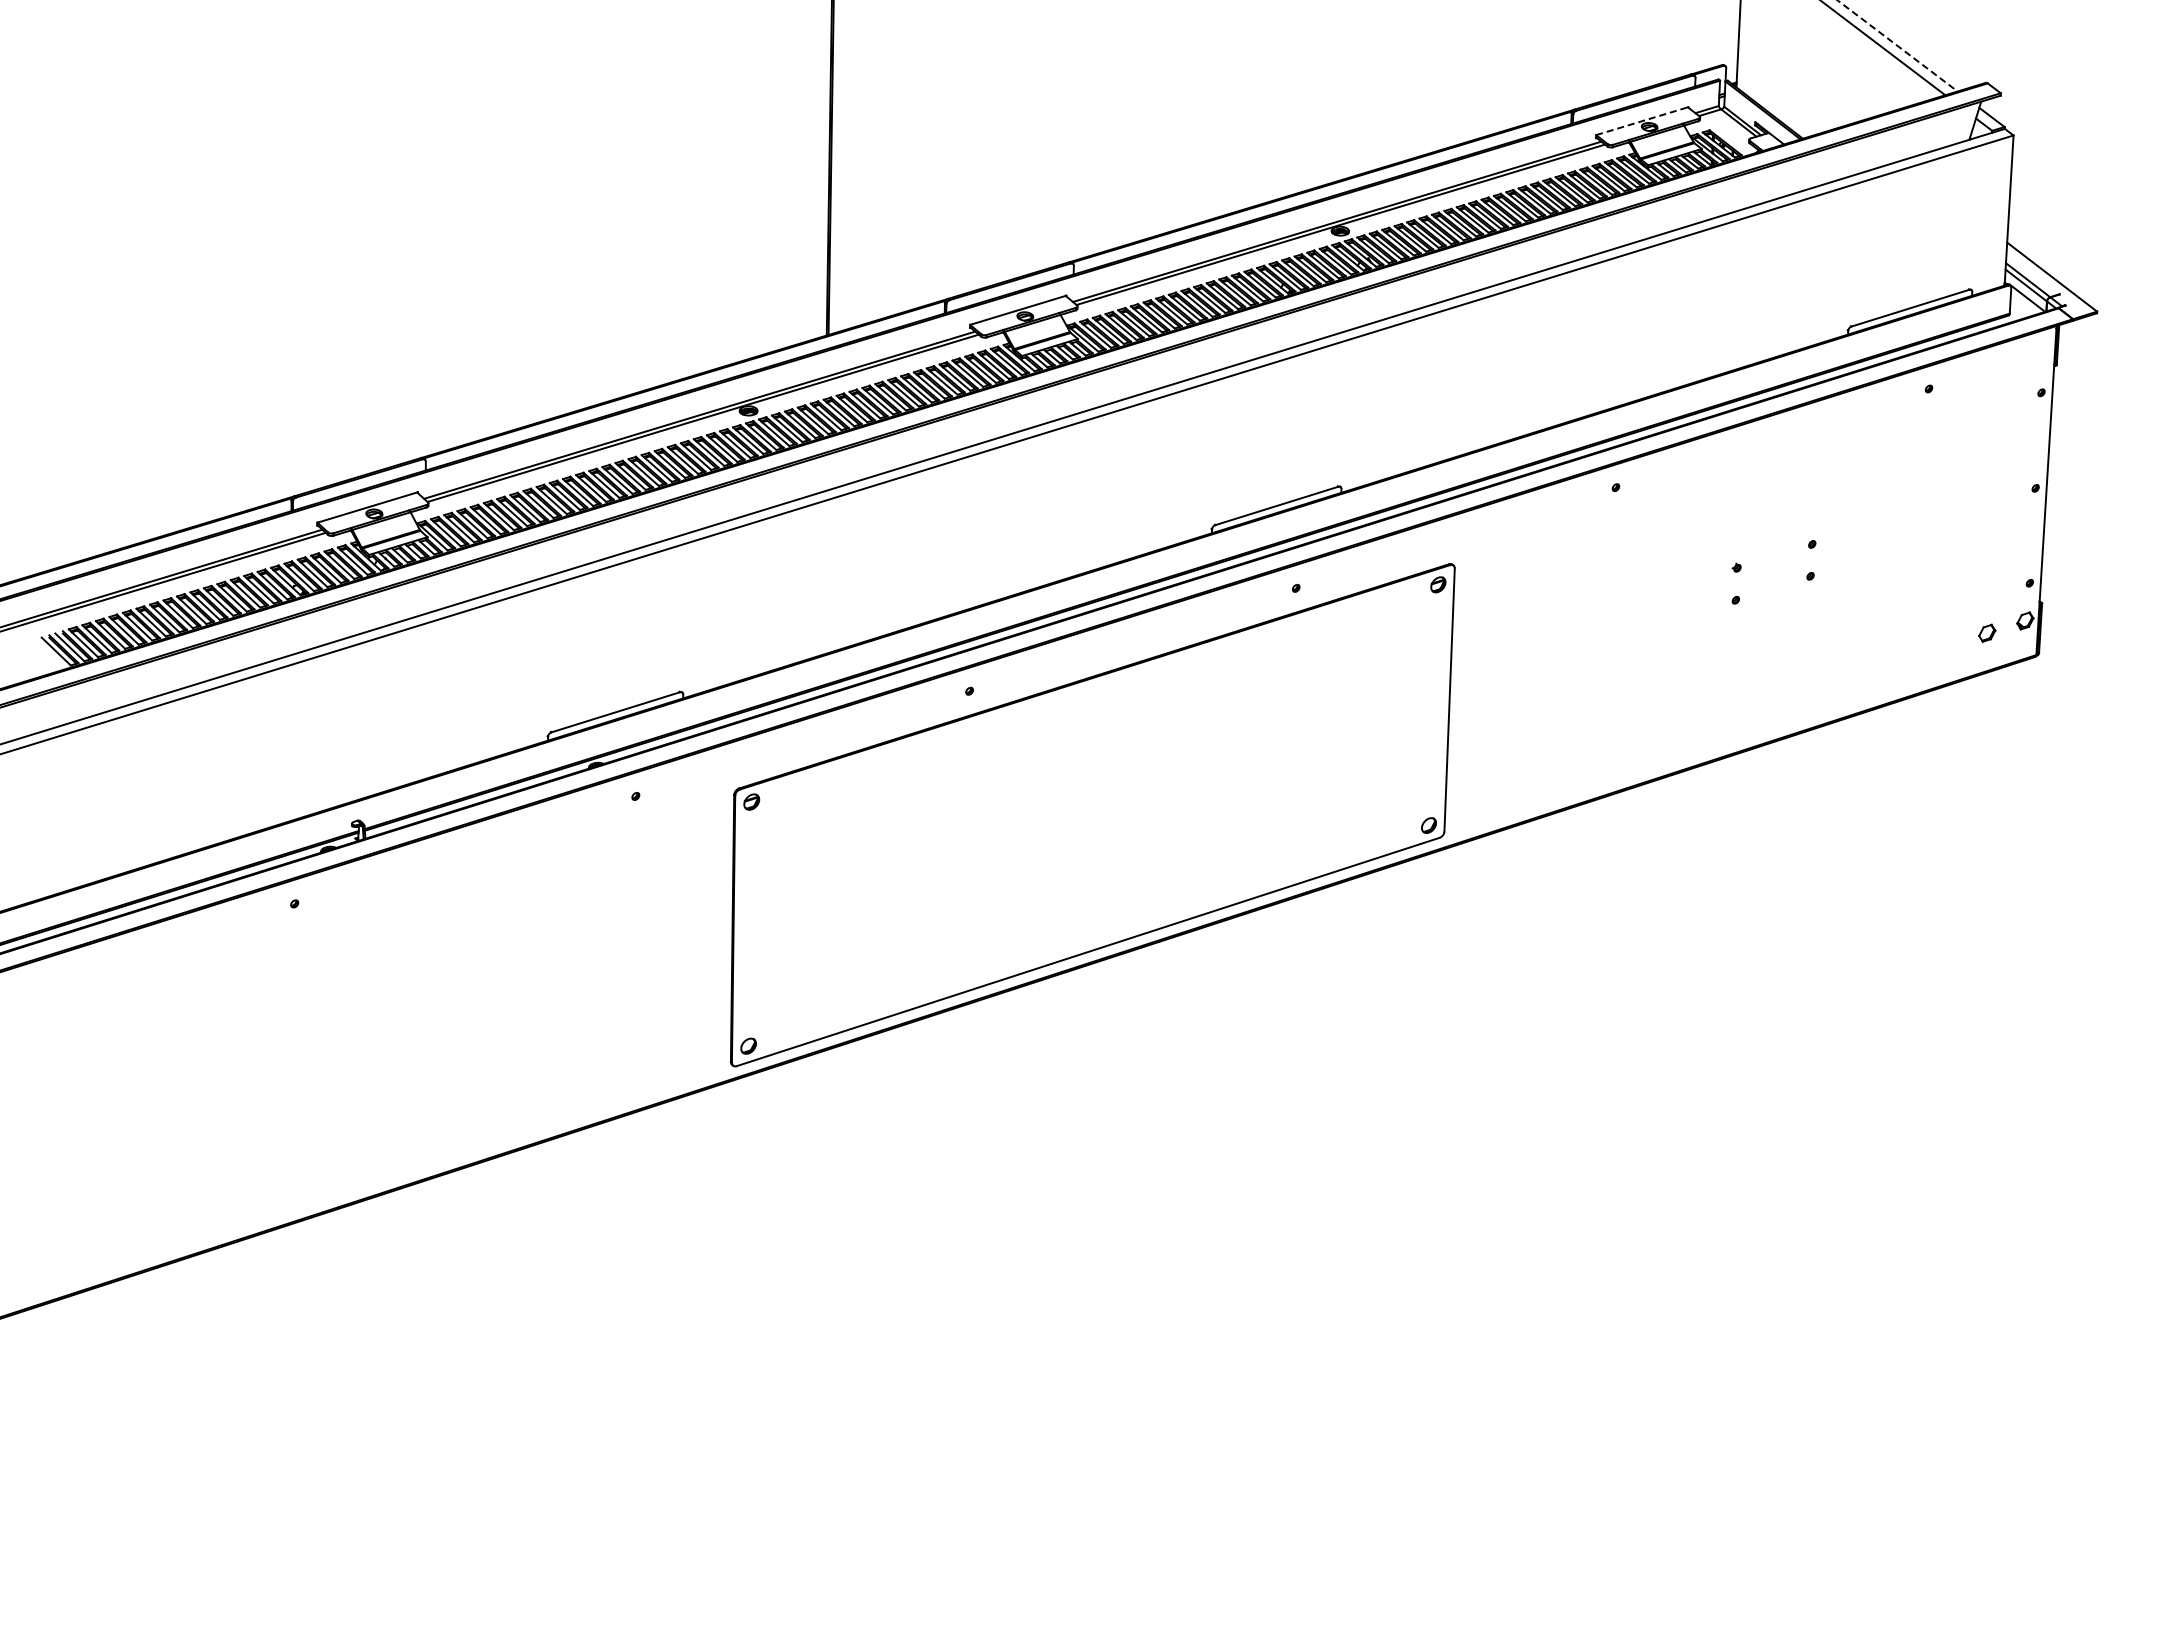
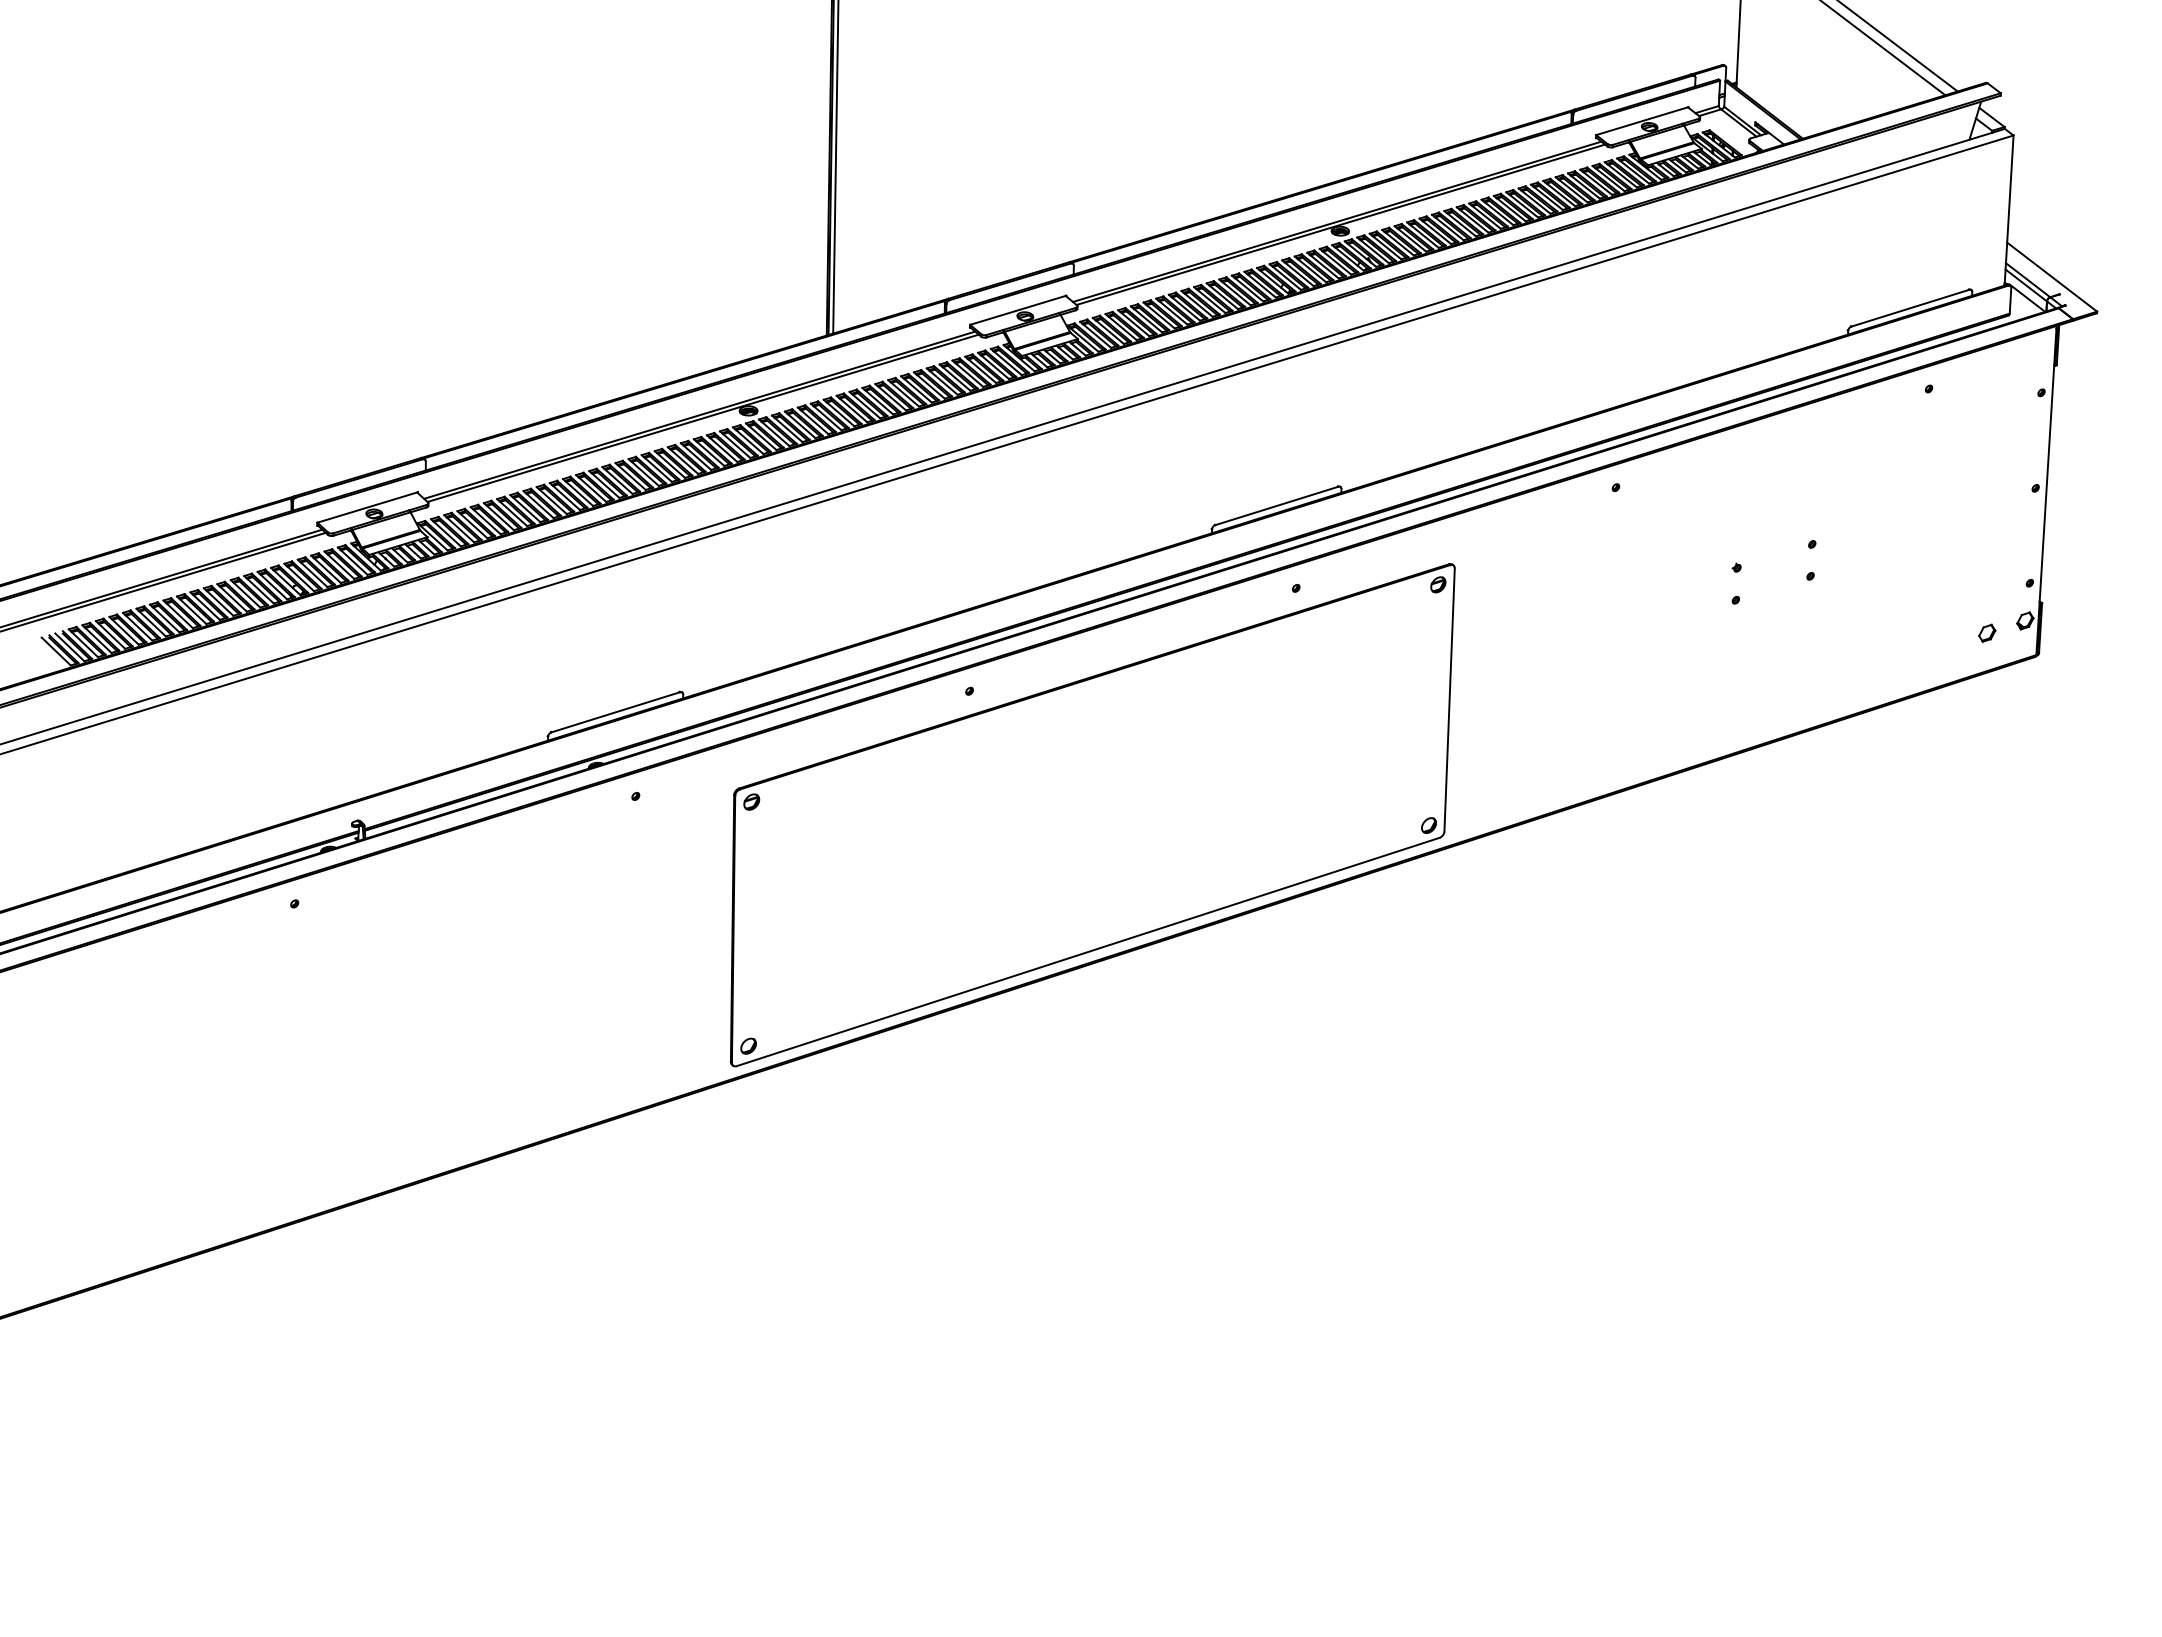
line: dashed -> solid (1898, 46)
line: dashed -> solid (1642, 120)
line: none -> present (835, 167)
